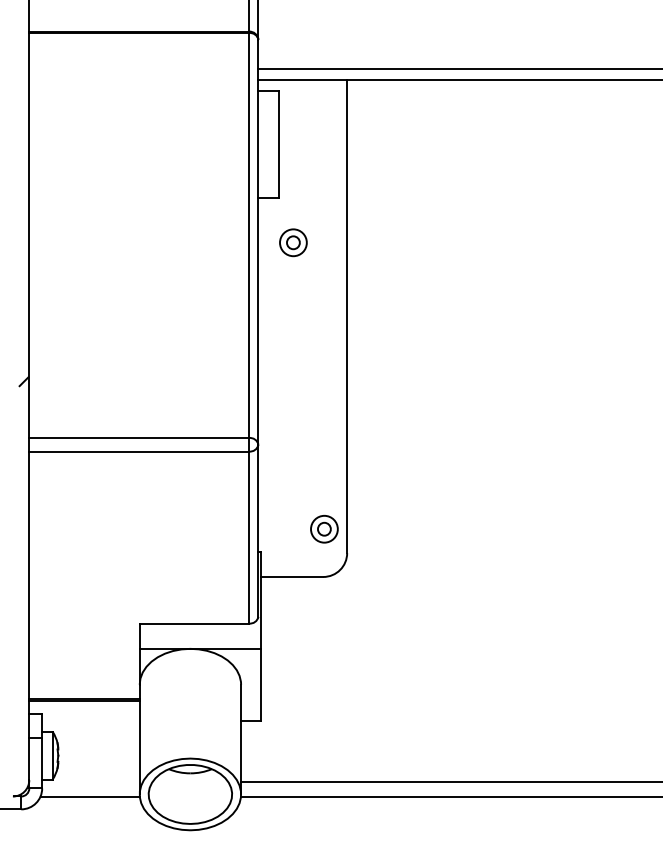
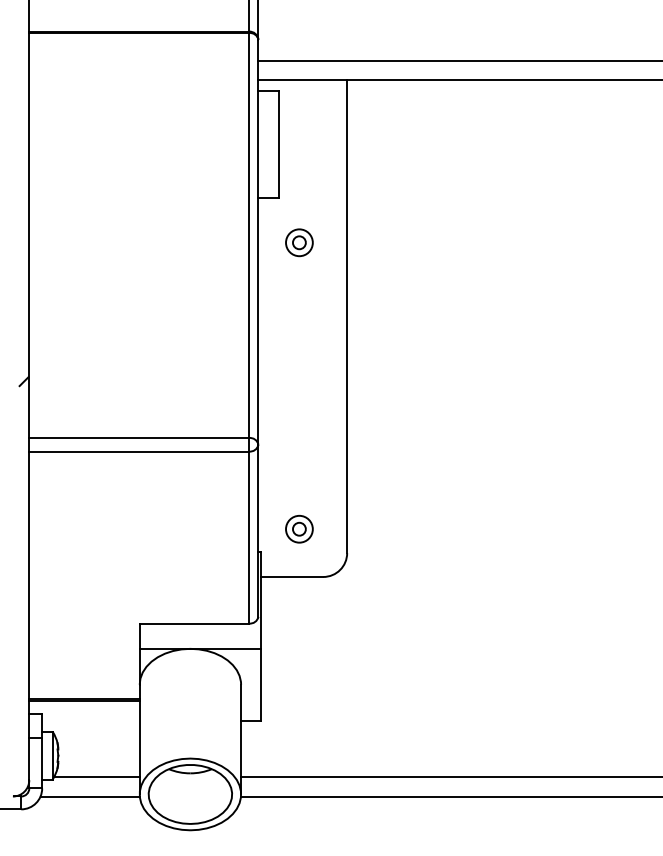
line position: (458, 68) -> (458, 60) (458, 60)
part position: (293, 242) -> (299, 242) (299, 242)
part position: (324, 528) -> (299, 528) (299, 528)
line: none -> present (96, 777)
line position: (450, 782) -> (450, 777) (450, 777)
